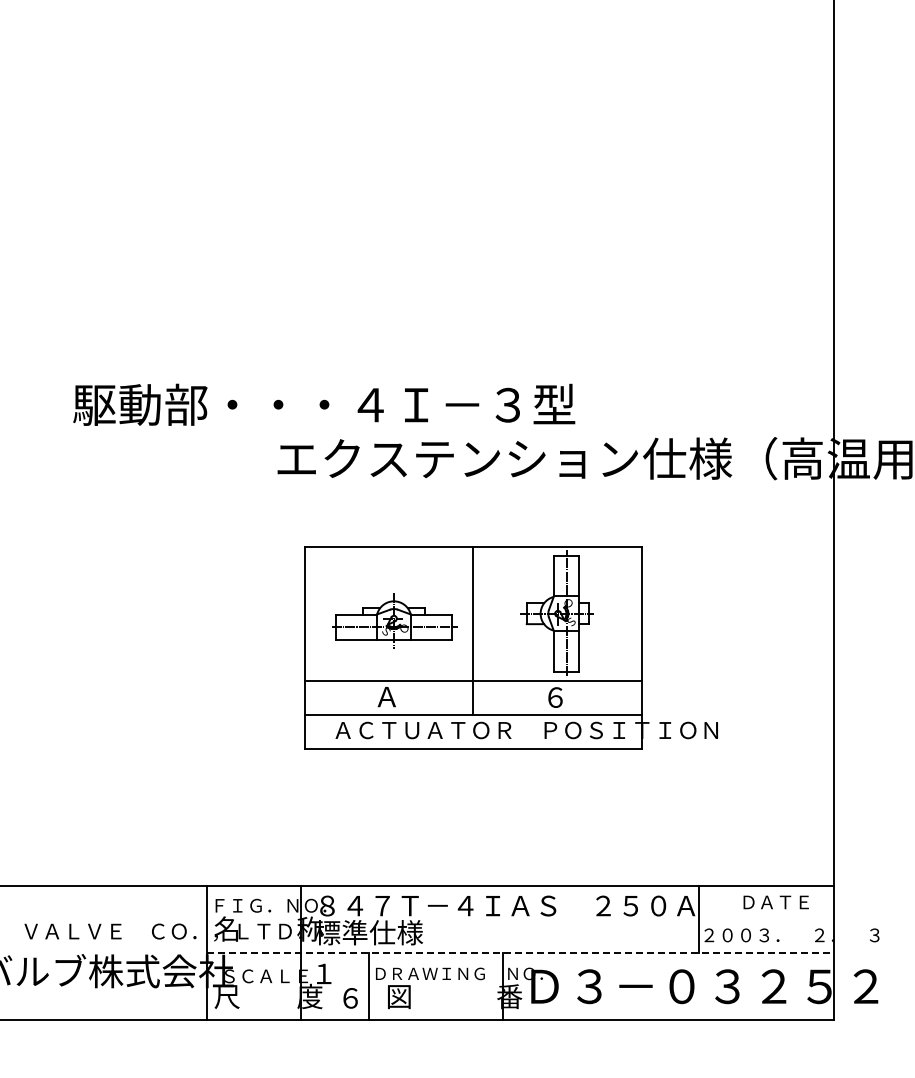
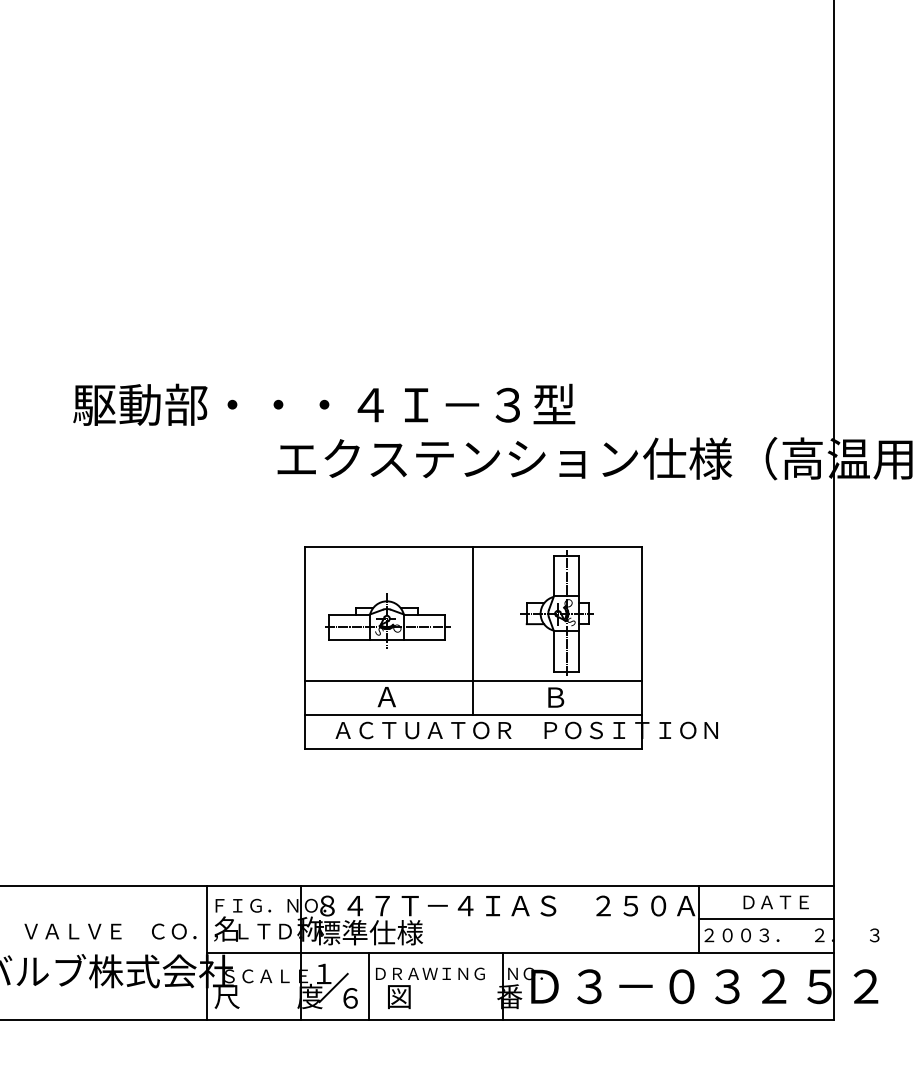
part position: (394, 620) -> (387, 620) (387, 620)
text: ６ -> Ｂ (556, 697)
line: none -> present (766, 919)
line: dashed -> solid (520, 953)
line: none -> present (333, 987)
